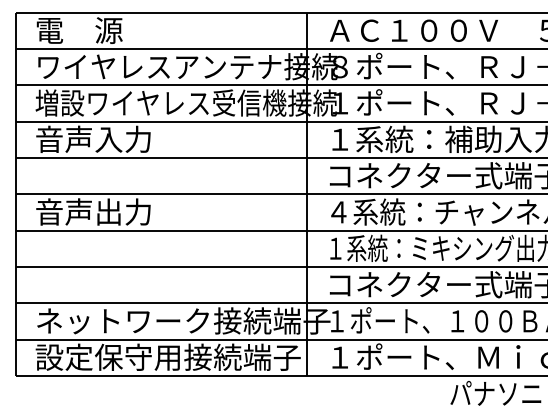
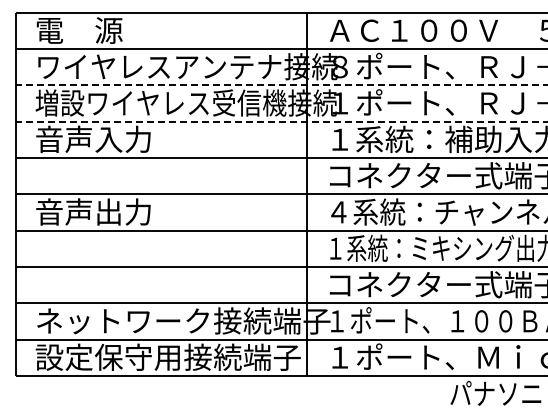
line: solid -> dashed (281, 85)
line: solid -> dashed (281, 121)
